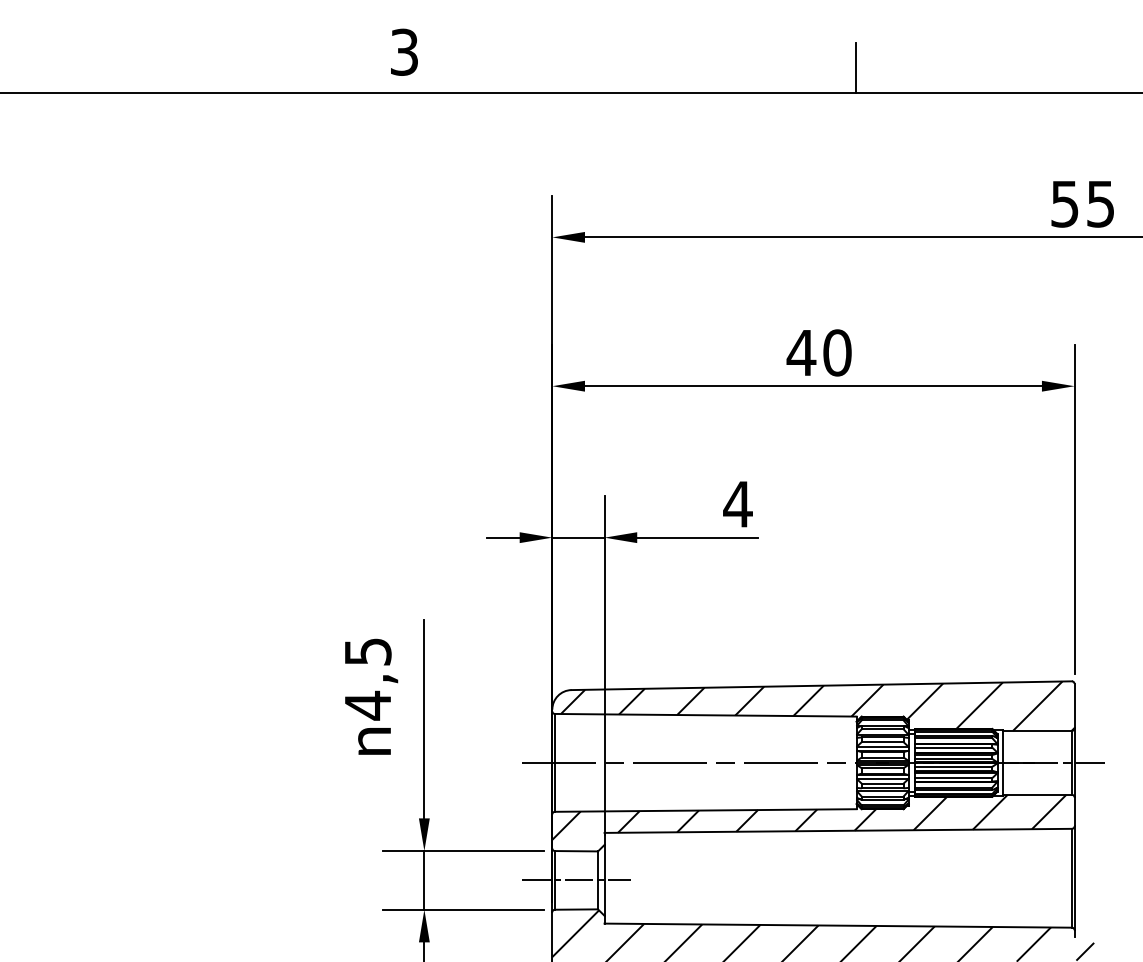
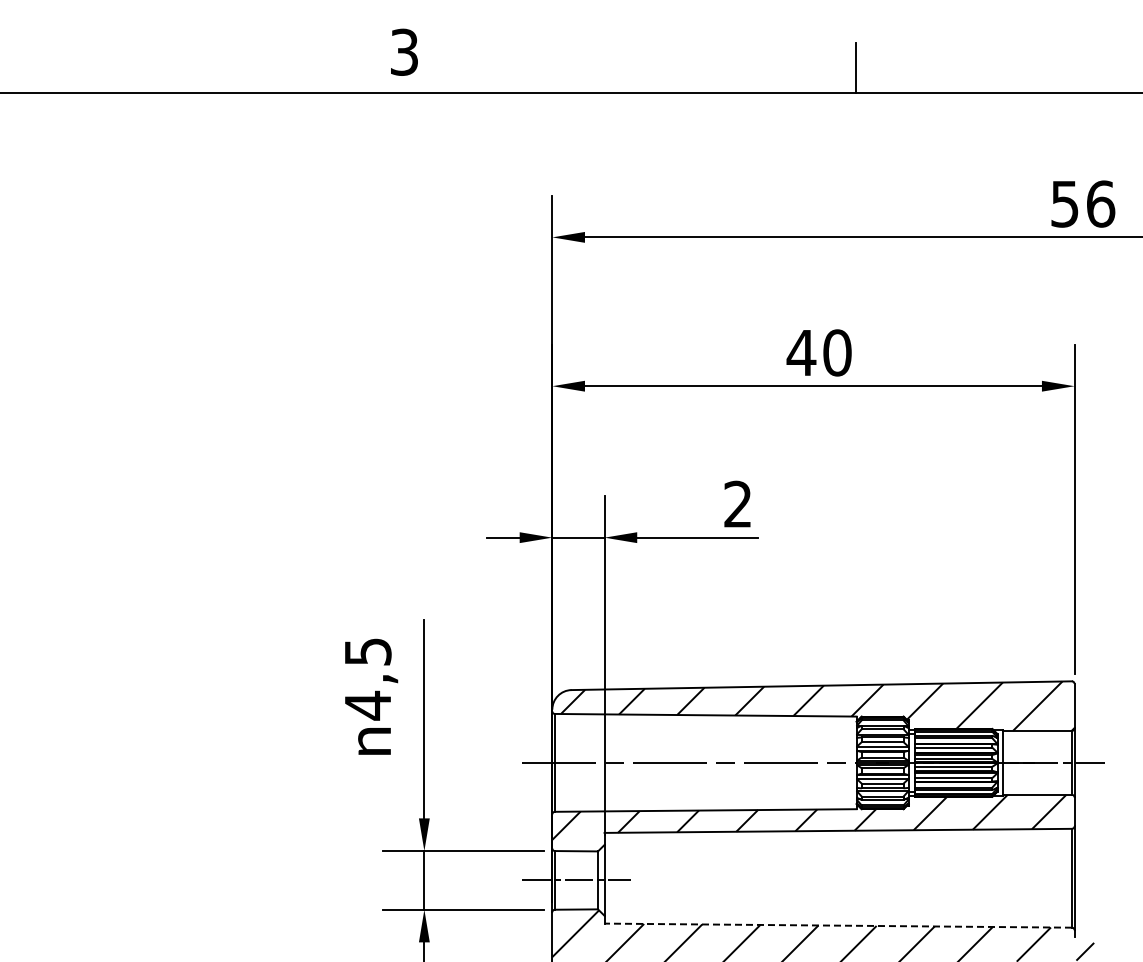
text: 55 -> 56 (1101, 203)
text: 4 -> 2 (737, 503)
line: solid -> dashed (838, 925)
